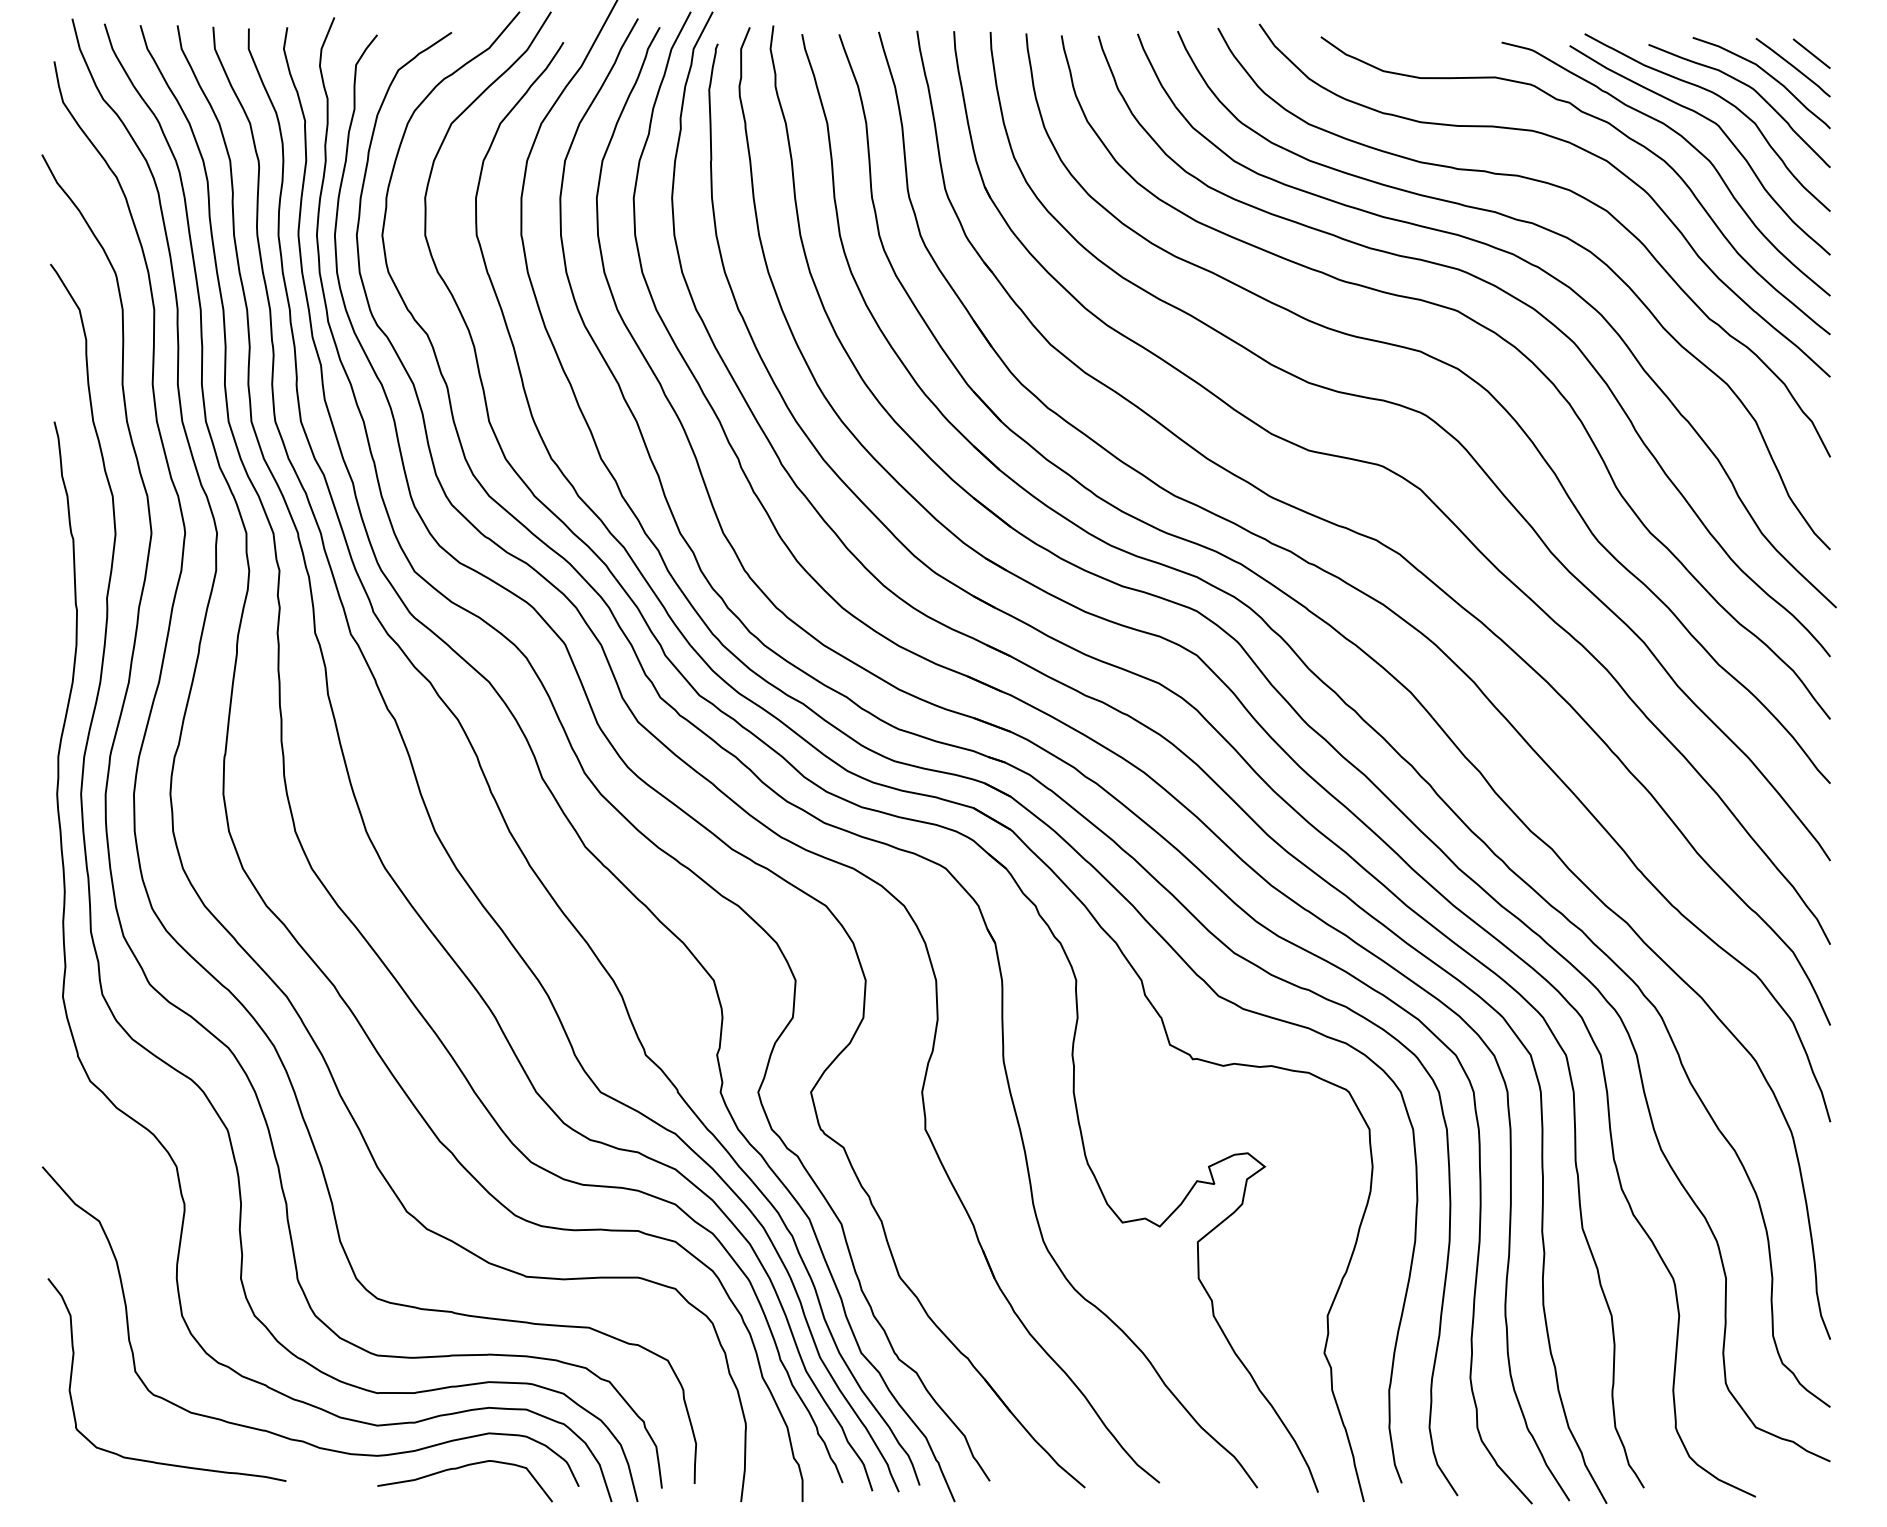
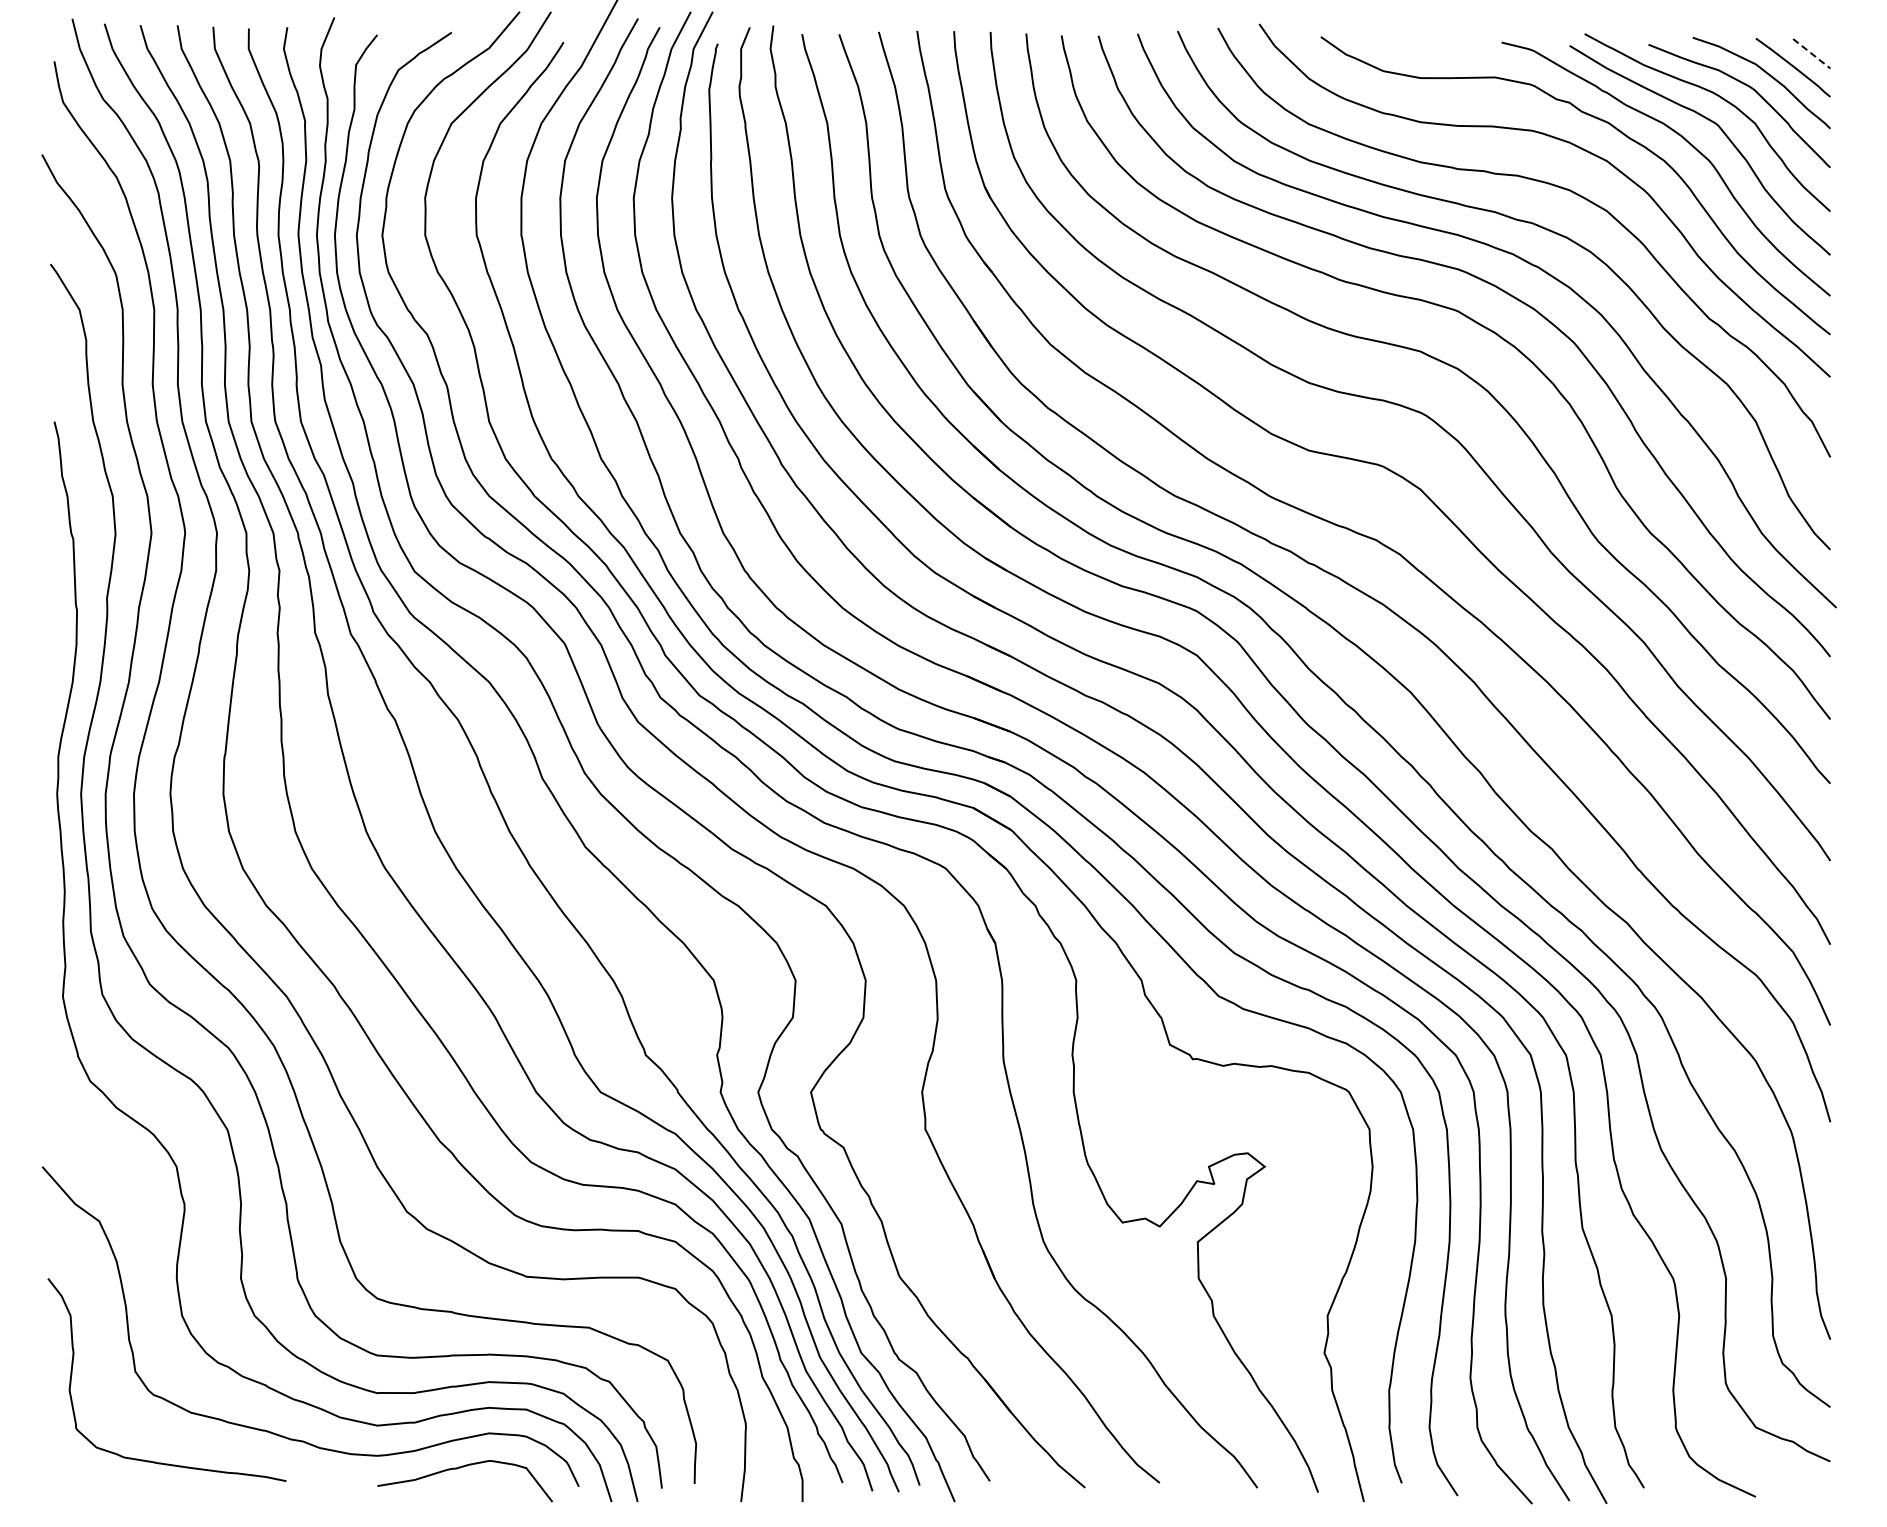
line: solid -> dashed (1811, 53)
